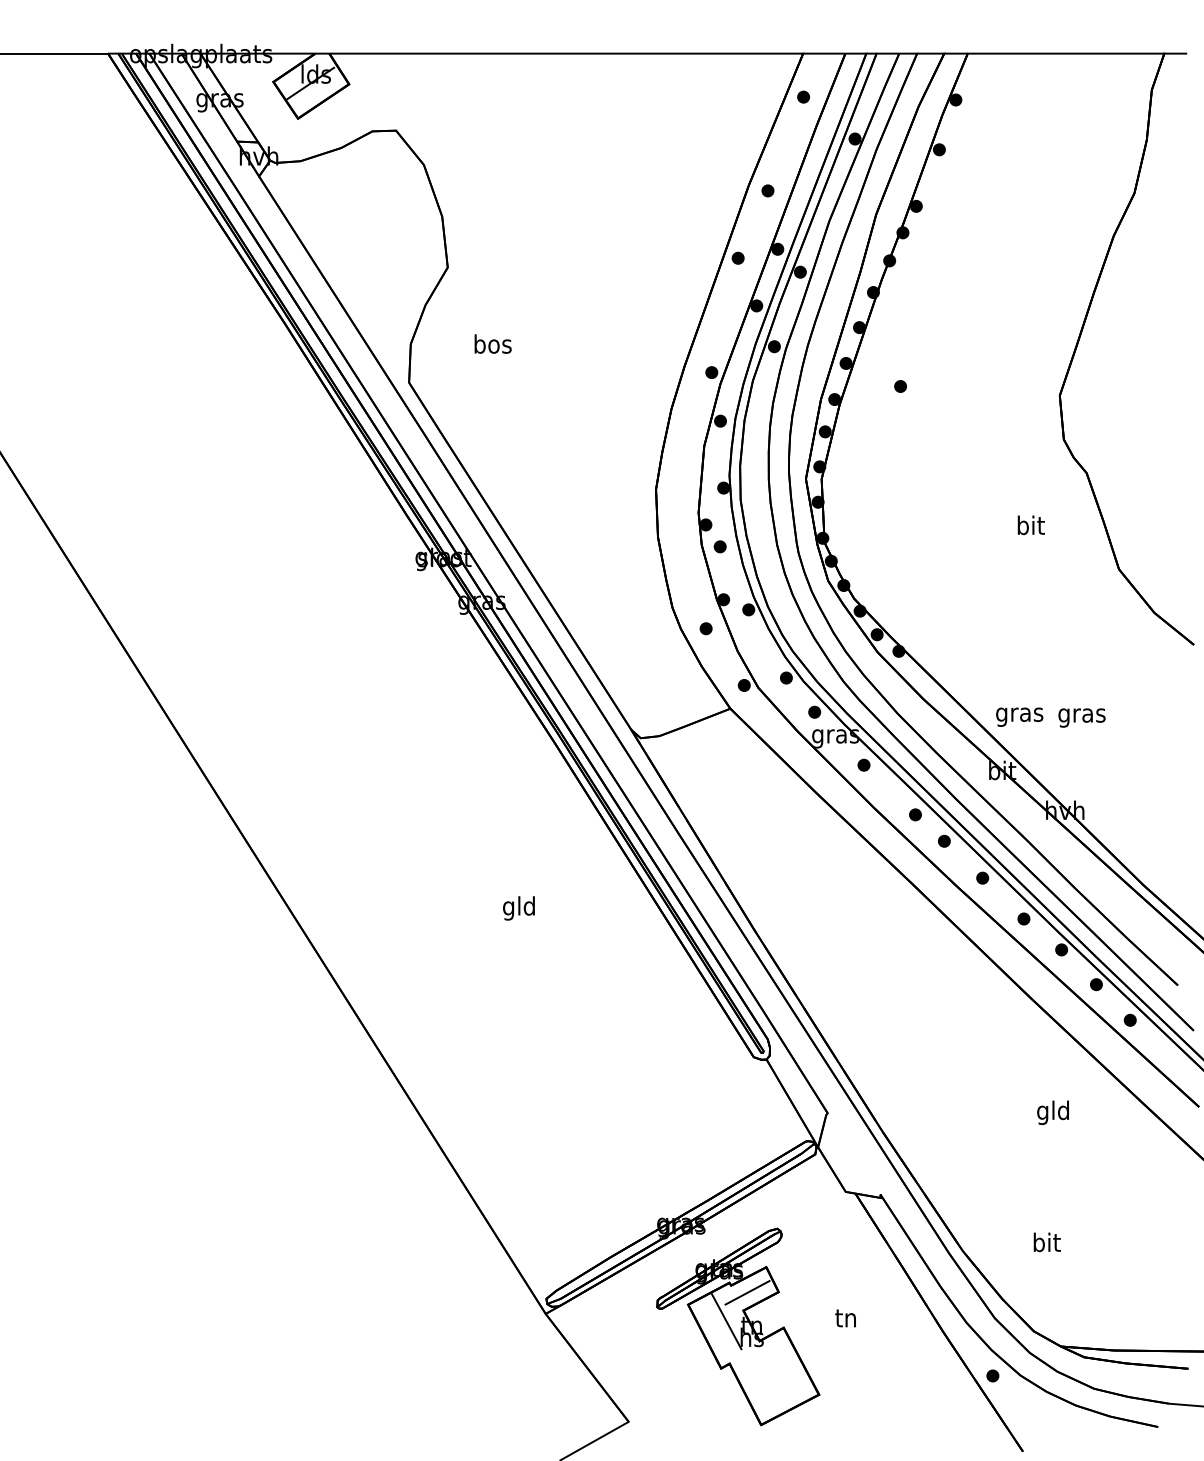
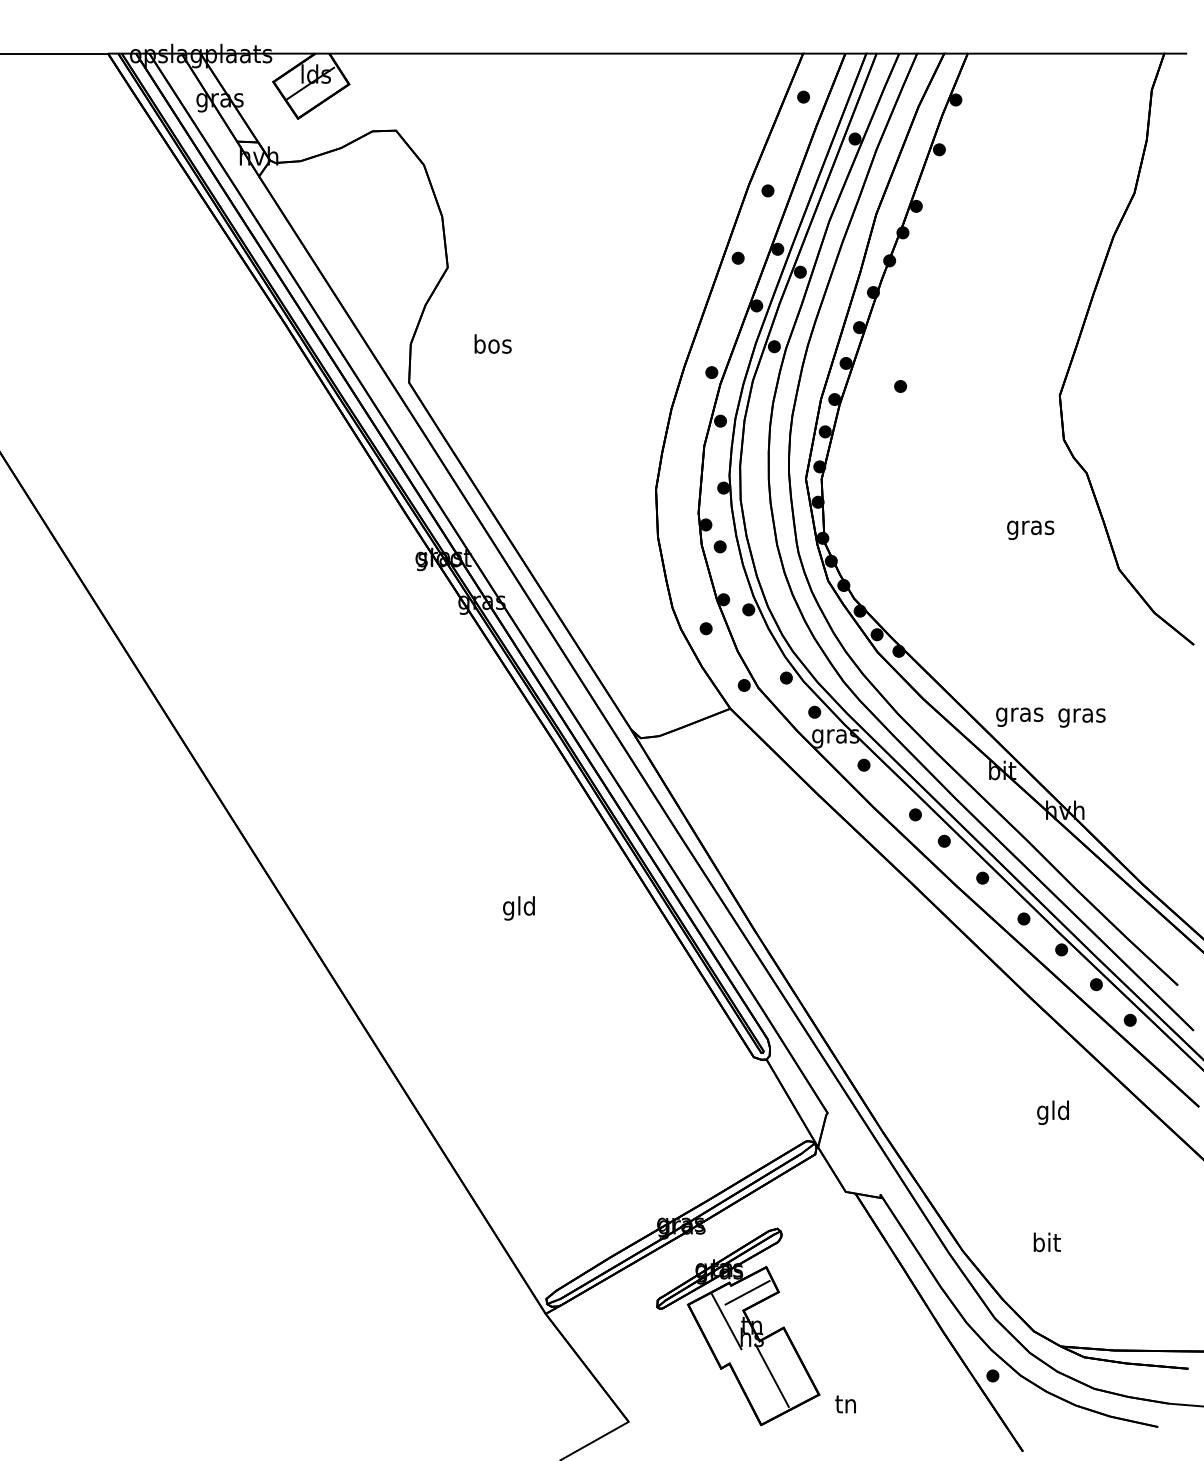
text: bit -> gras (1030, 527)
text position: (845, 1318) -> (845, 1404) (845, 1404)
line: none -> present (771, 1375)
